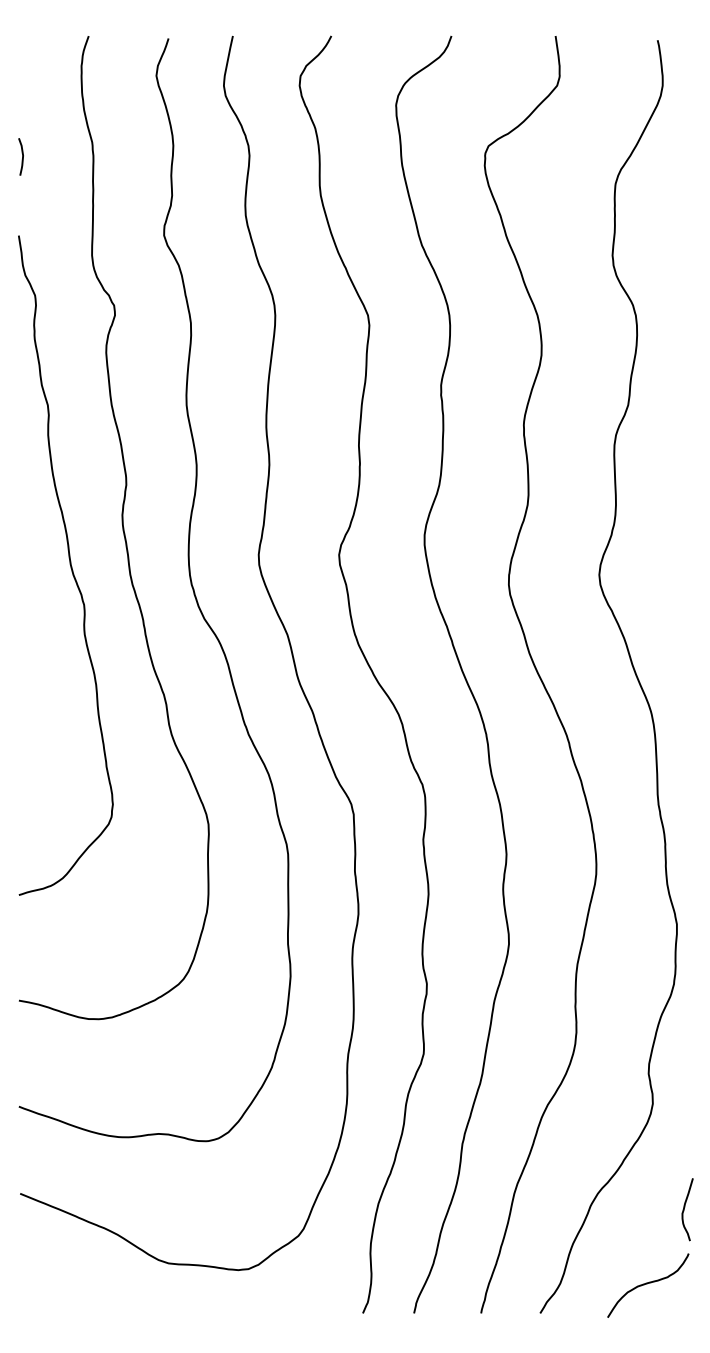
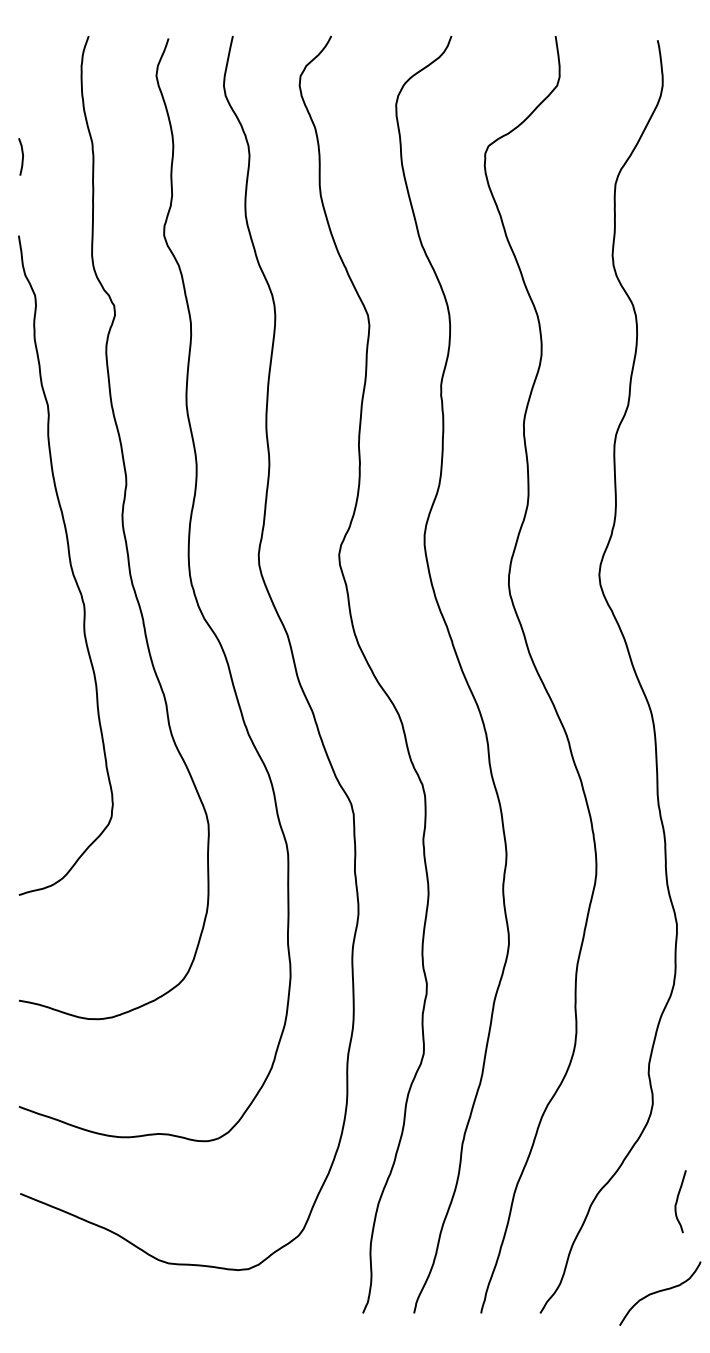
curve position: (685, 1207) -> (678, 1199) (678, 1199)
curve position: (647, 1284) -> (659, 1292) (659, 1292)
